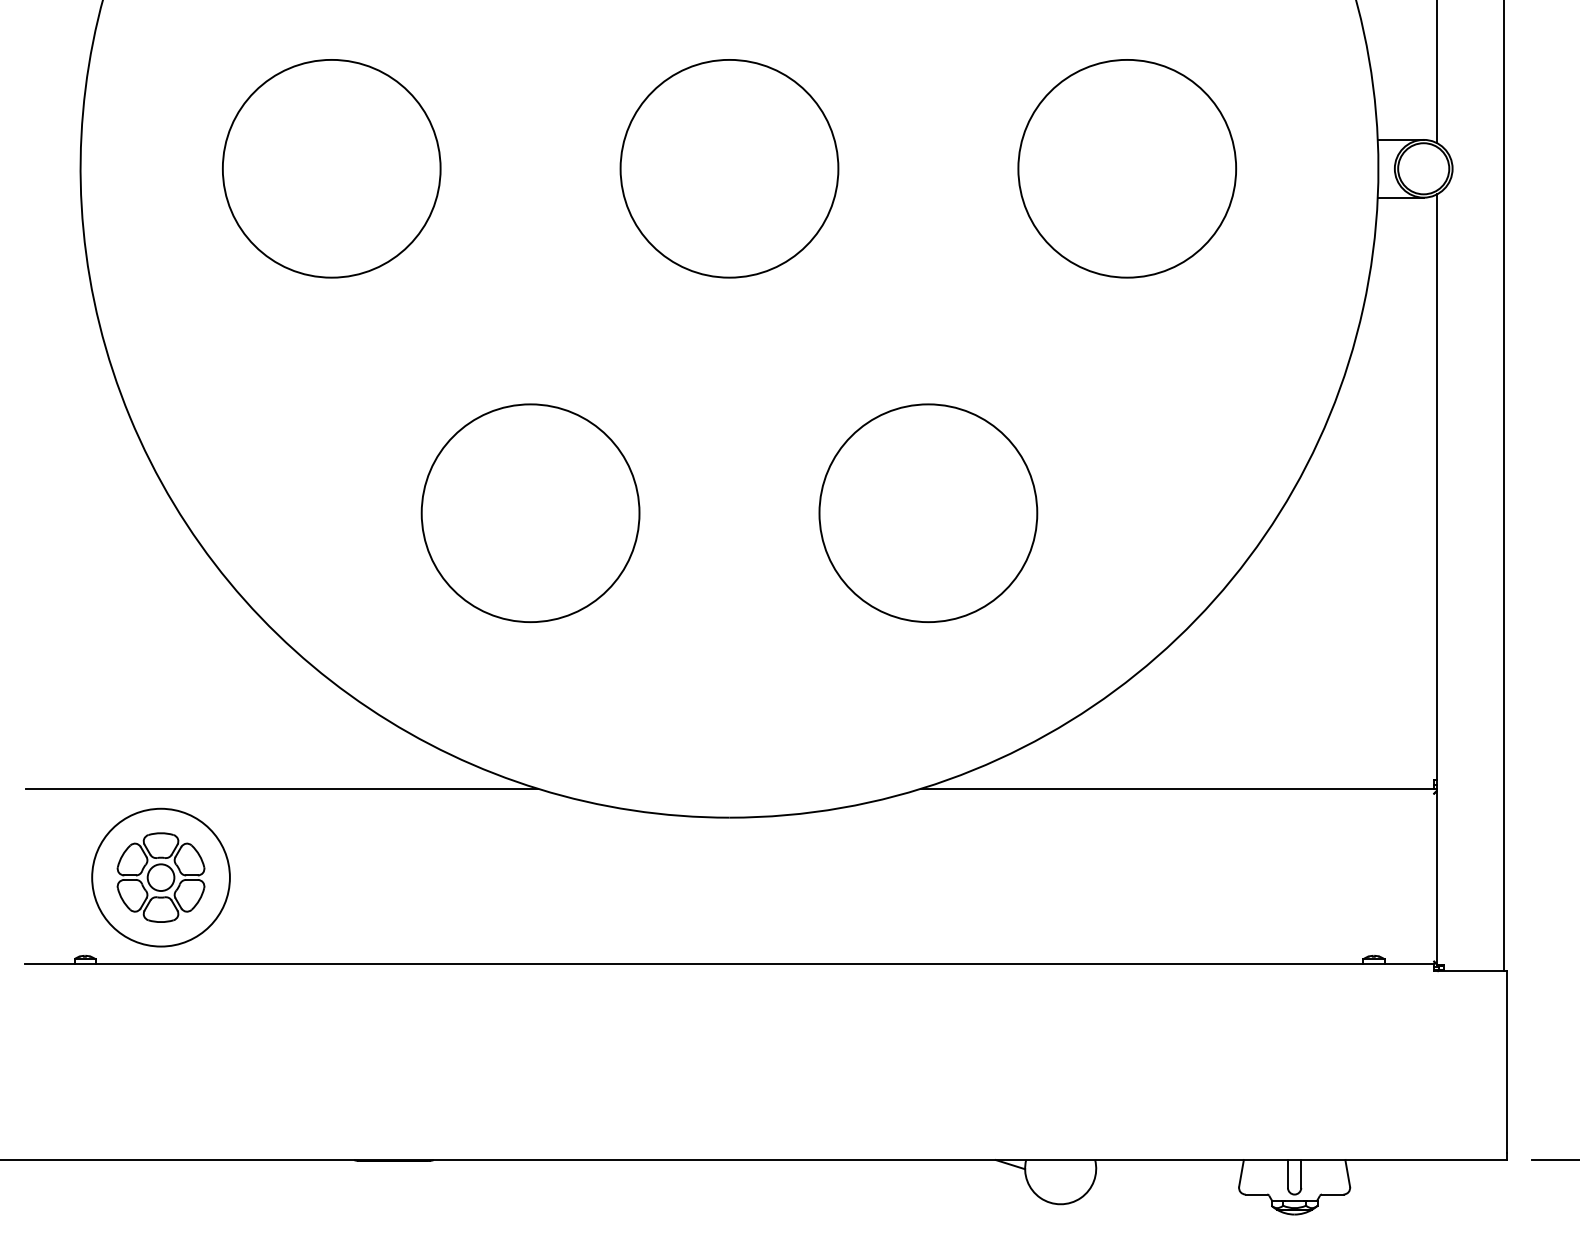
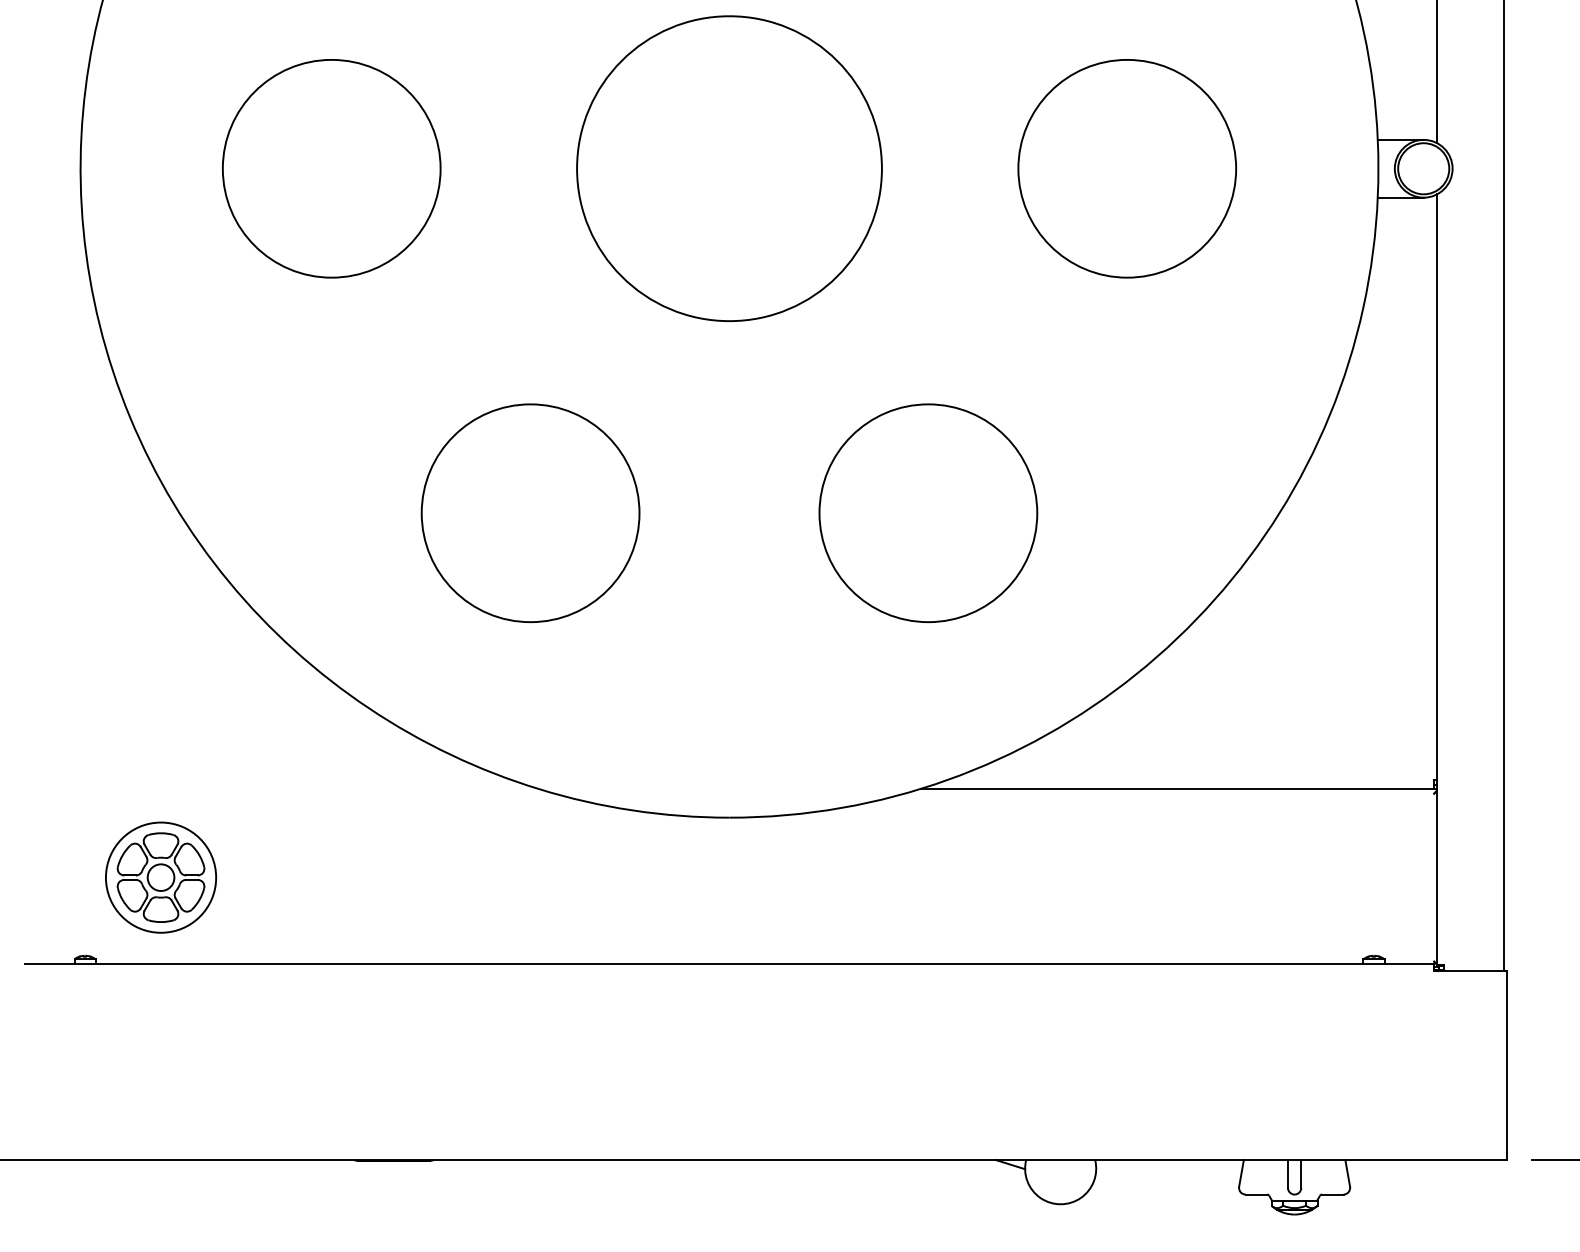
circle size: 221x220 px -> 307x307 px (729, 168)
line: present -> none (281, 788)
circle diameter: 138 px -> 110 px (160, 877)
